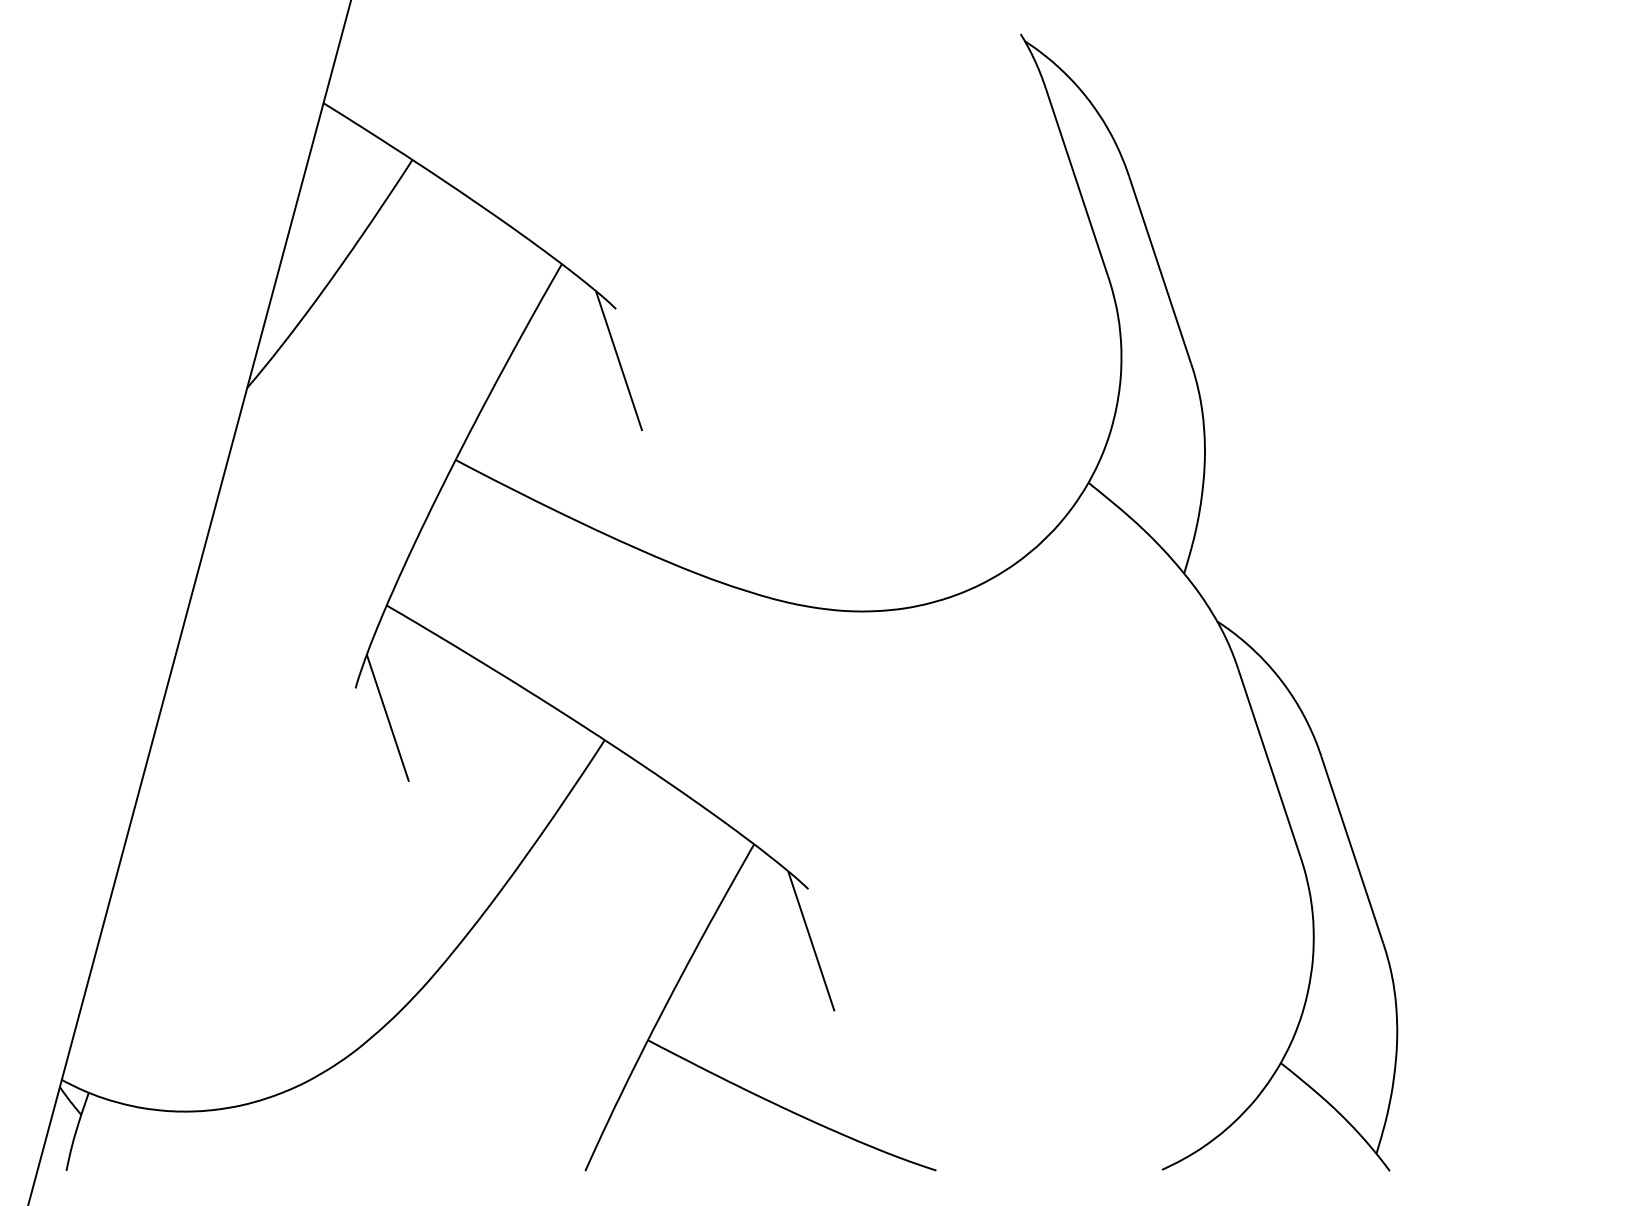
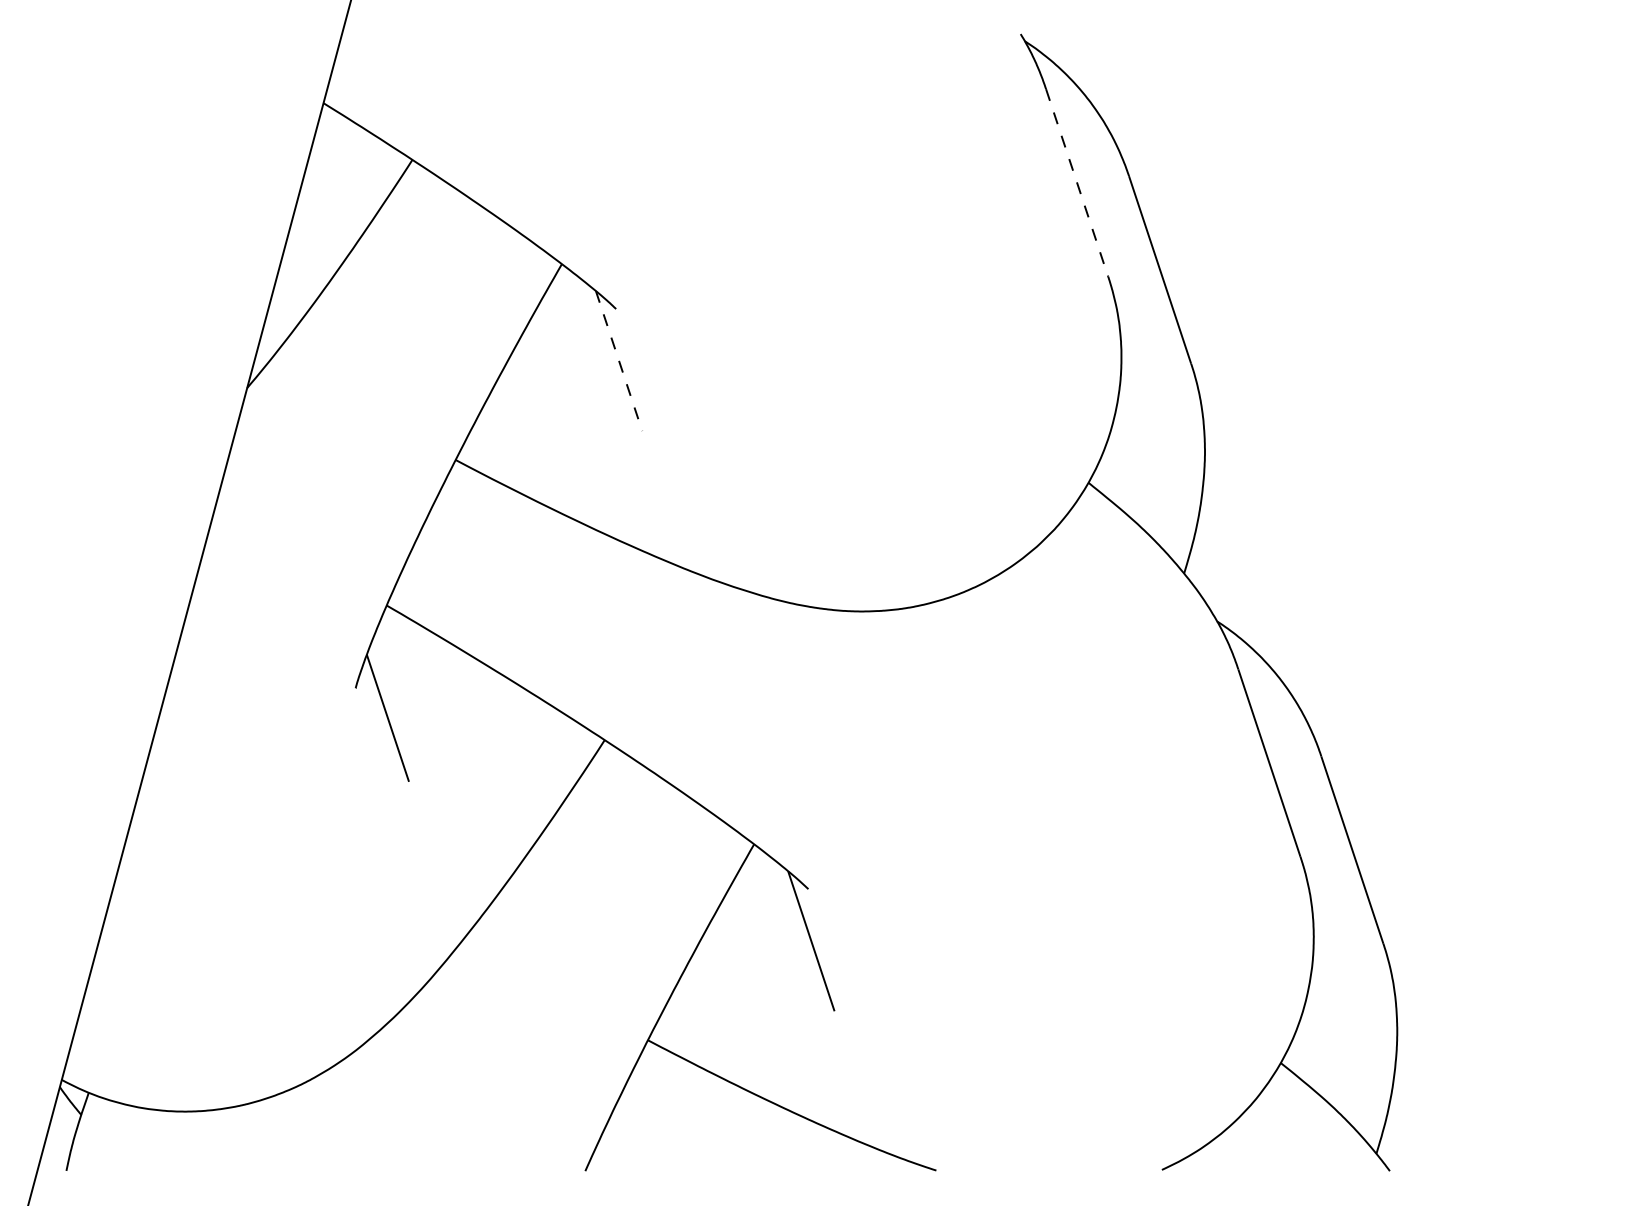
line: solid -> dashed (1077, 182)
line: solid -> dashed (619, 361)
